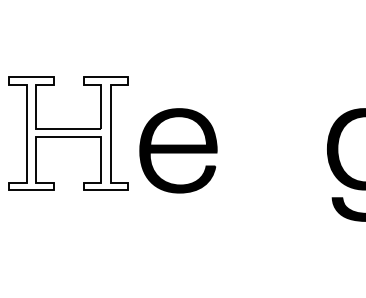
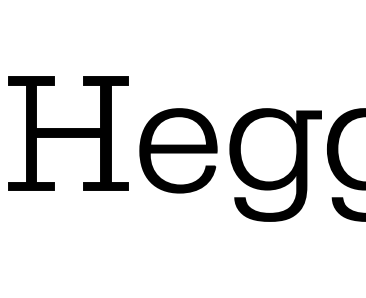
fill: none -> present (68, 133)
part: none -> present (275, 164)
